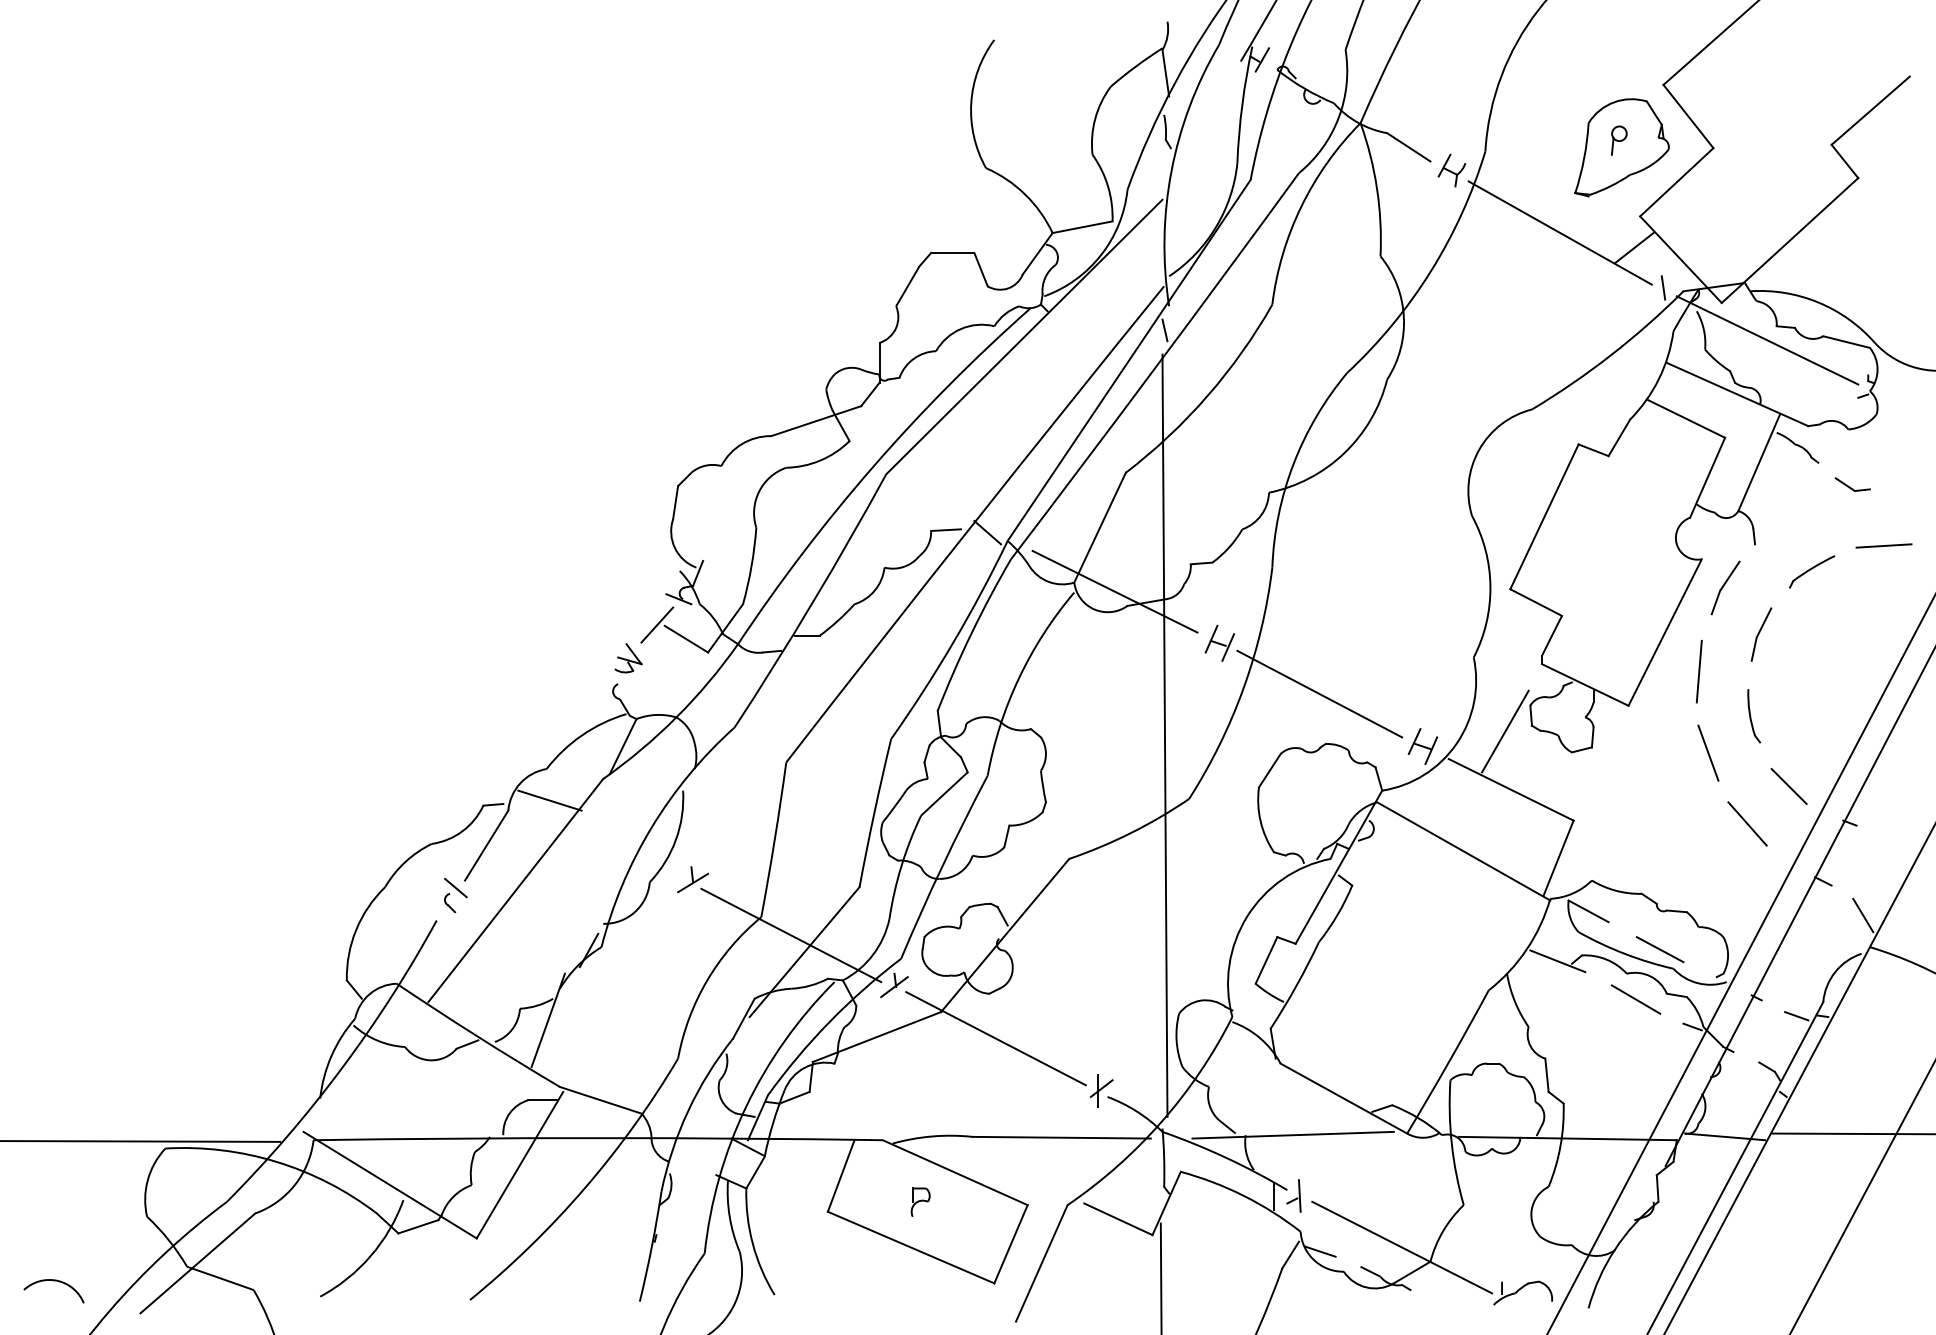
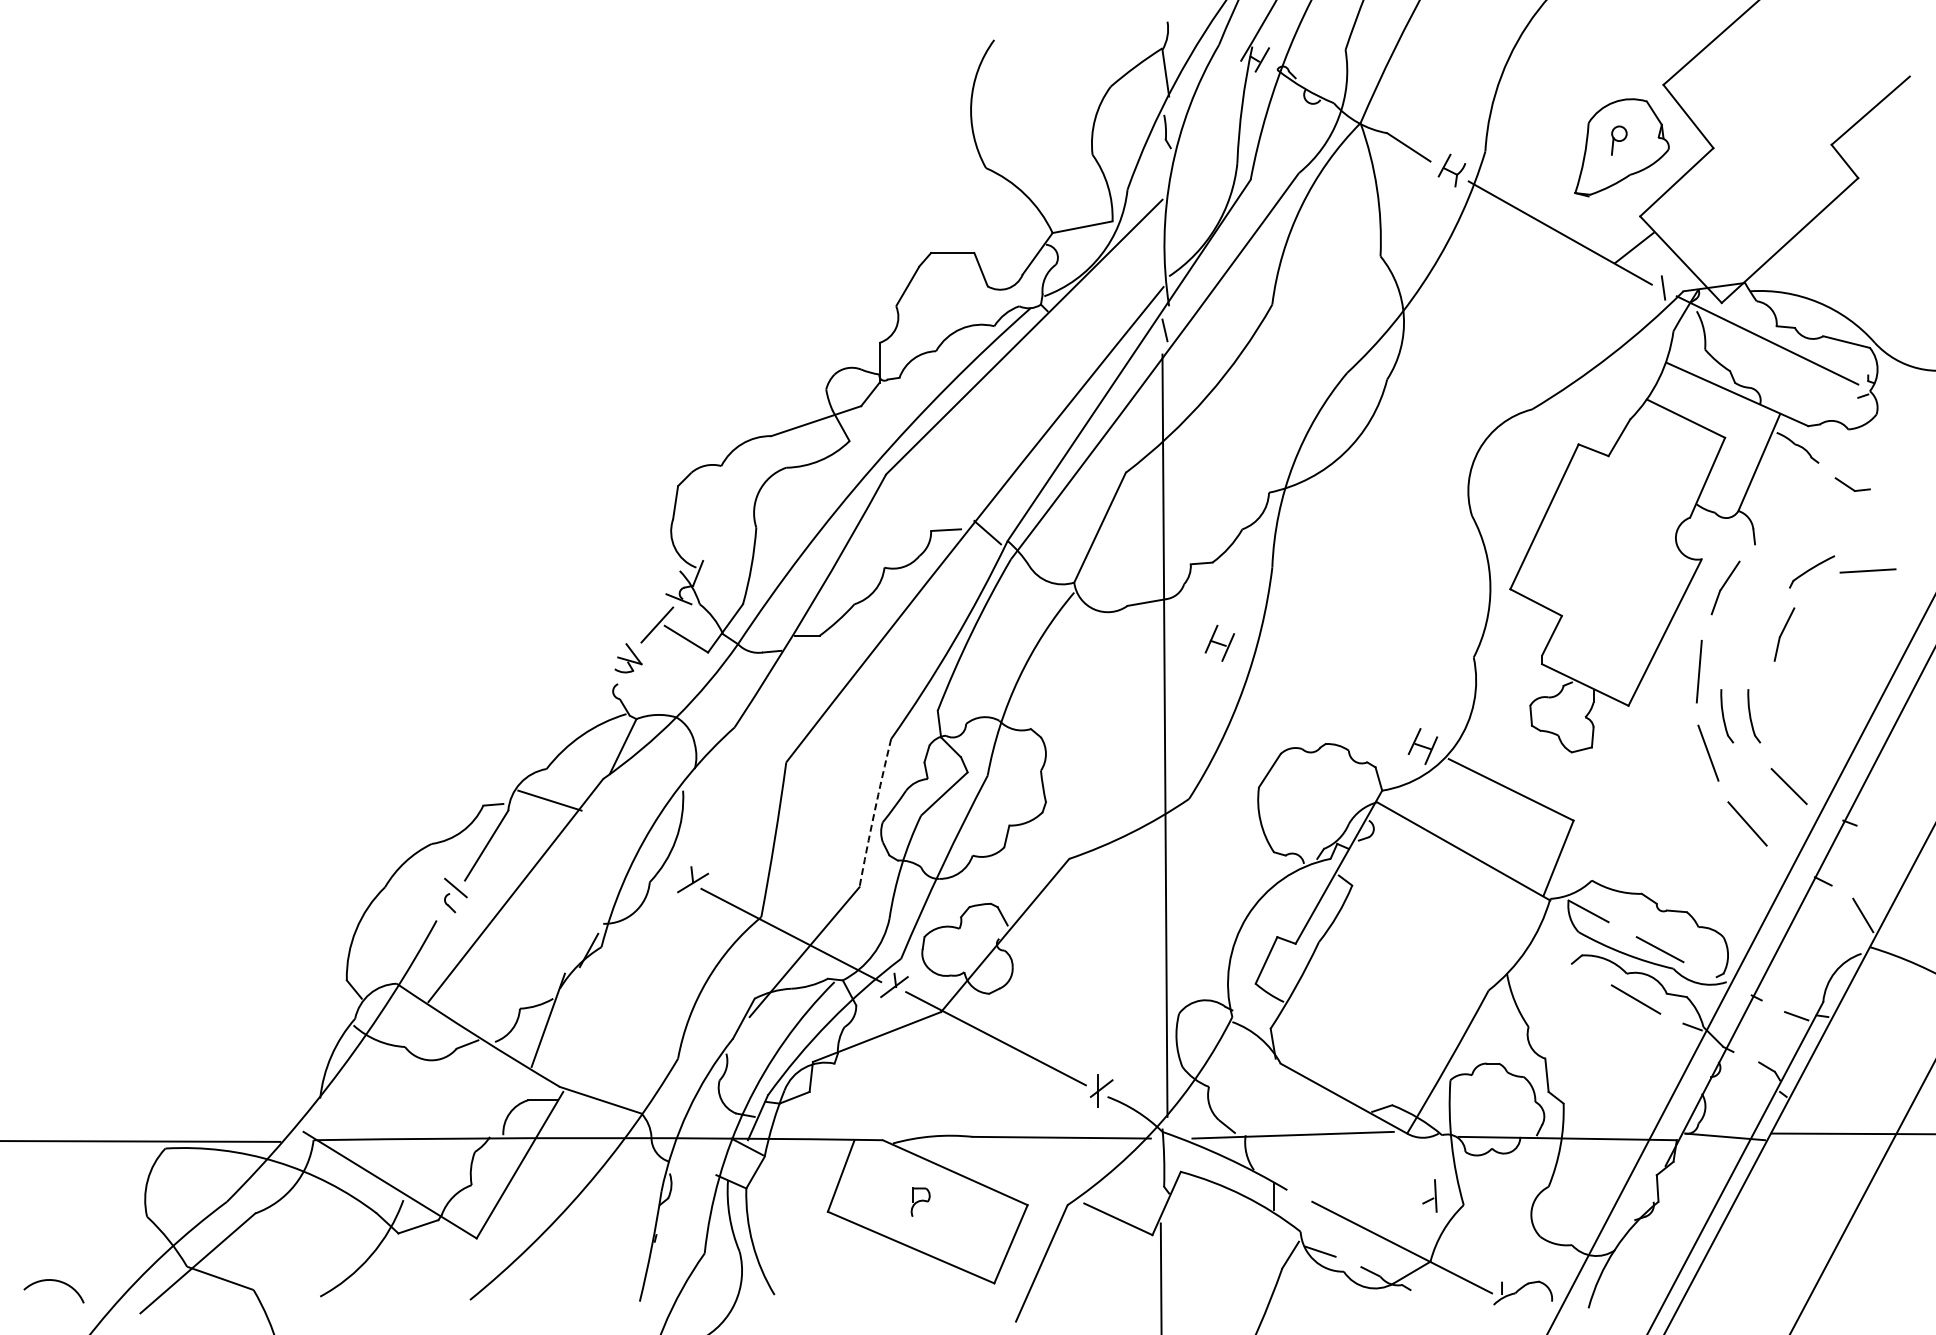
line position: (1883, 545) -> (1867, 570) (1867, 570)
line: present -> none (1114, 591)
part position: (1761, 634) -> (1784, 634) (1784, 634)
line: present -> none (1319, 693)
part: none -> present (1727, 716)
line: present -> none (1505, 731)
arc: solid -> dashed (874, 812)
line: present -> none (1557, 961)
part position: (1293, 1195) -> (1429, 1195) (1429, 1195)
